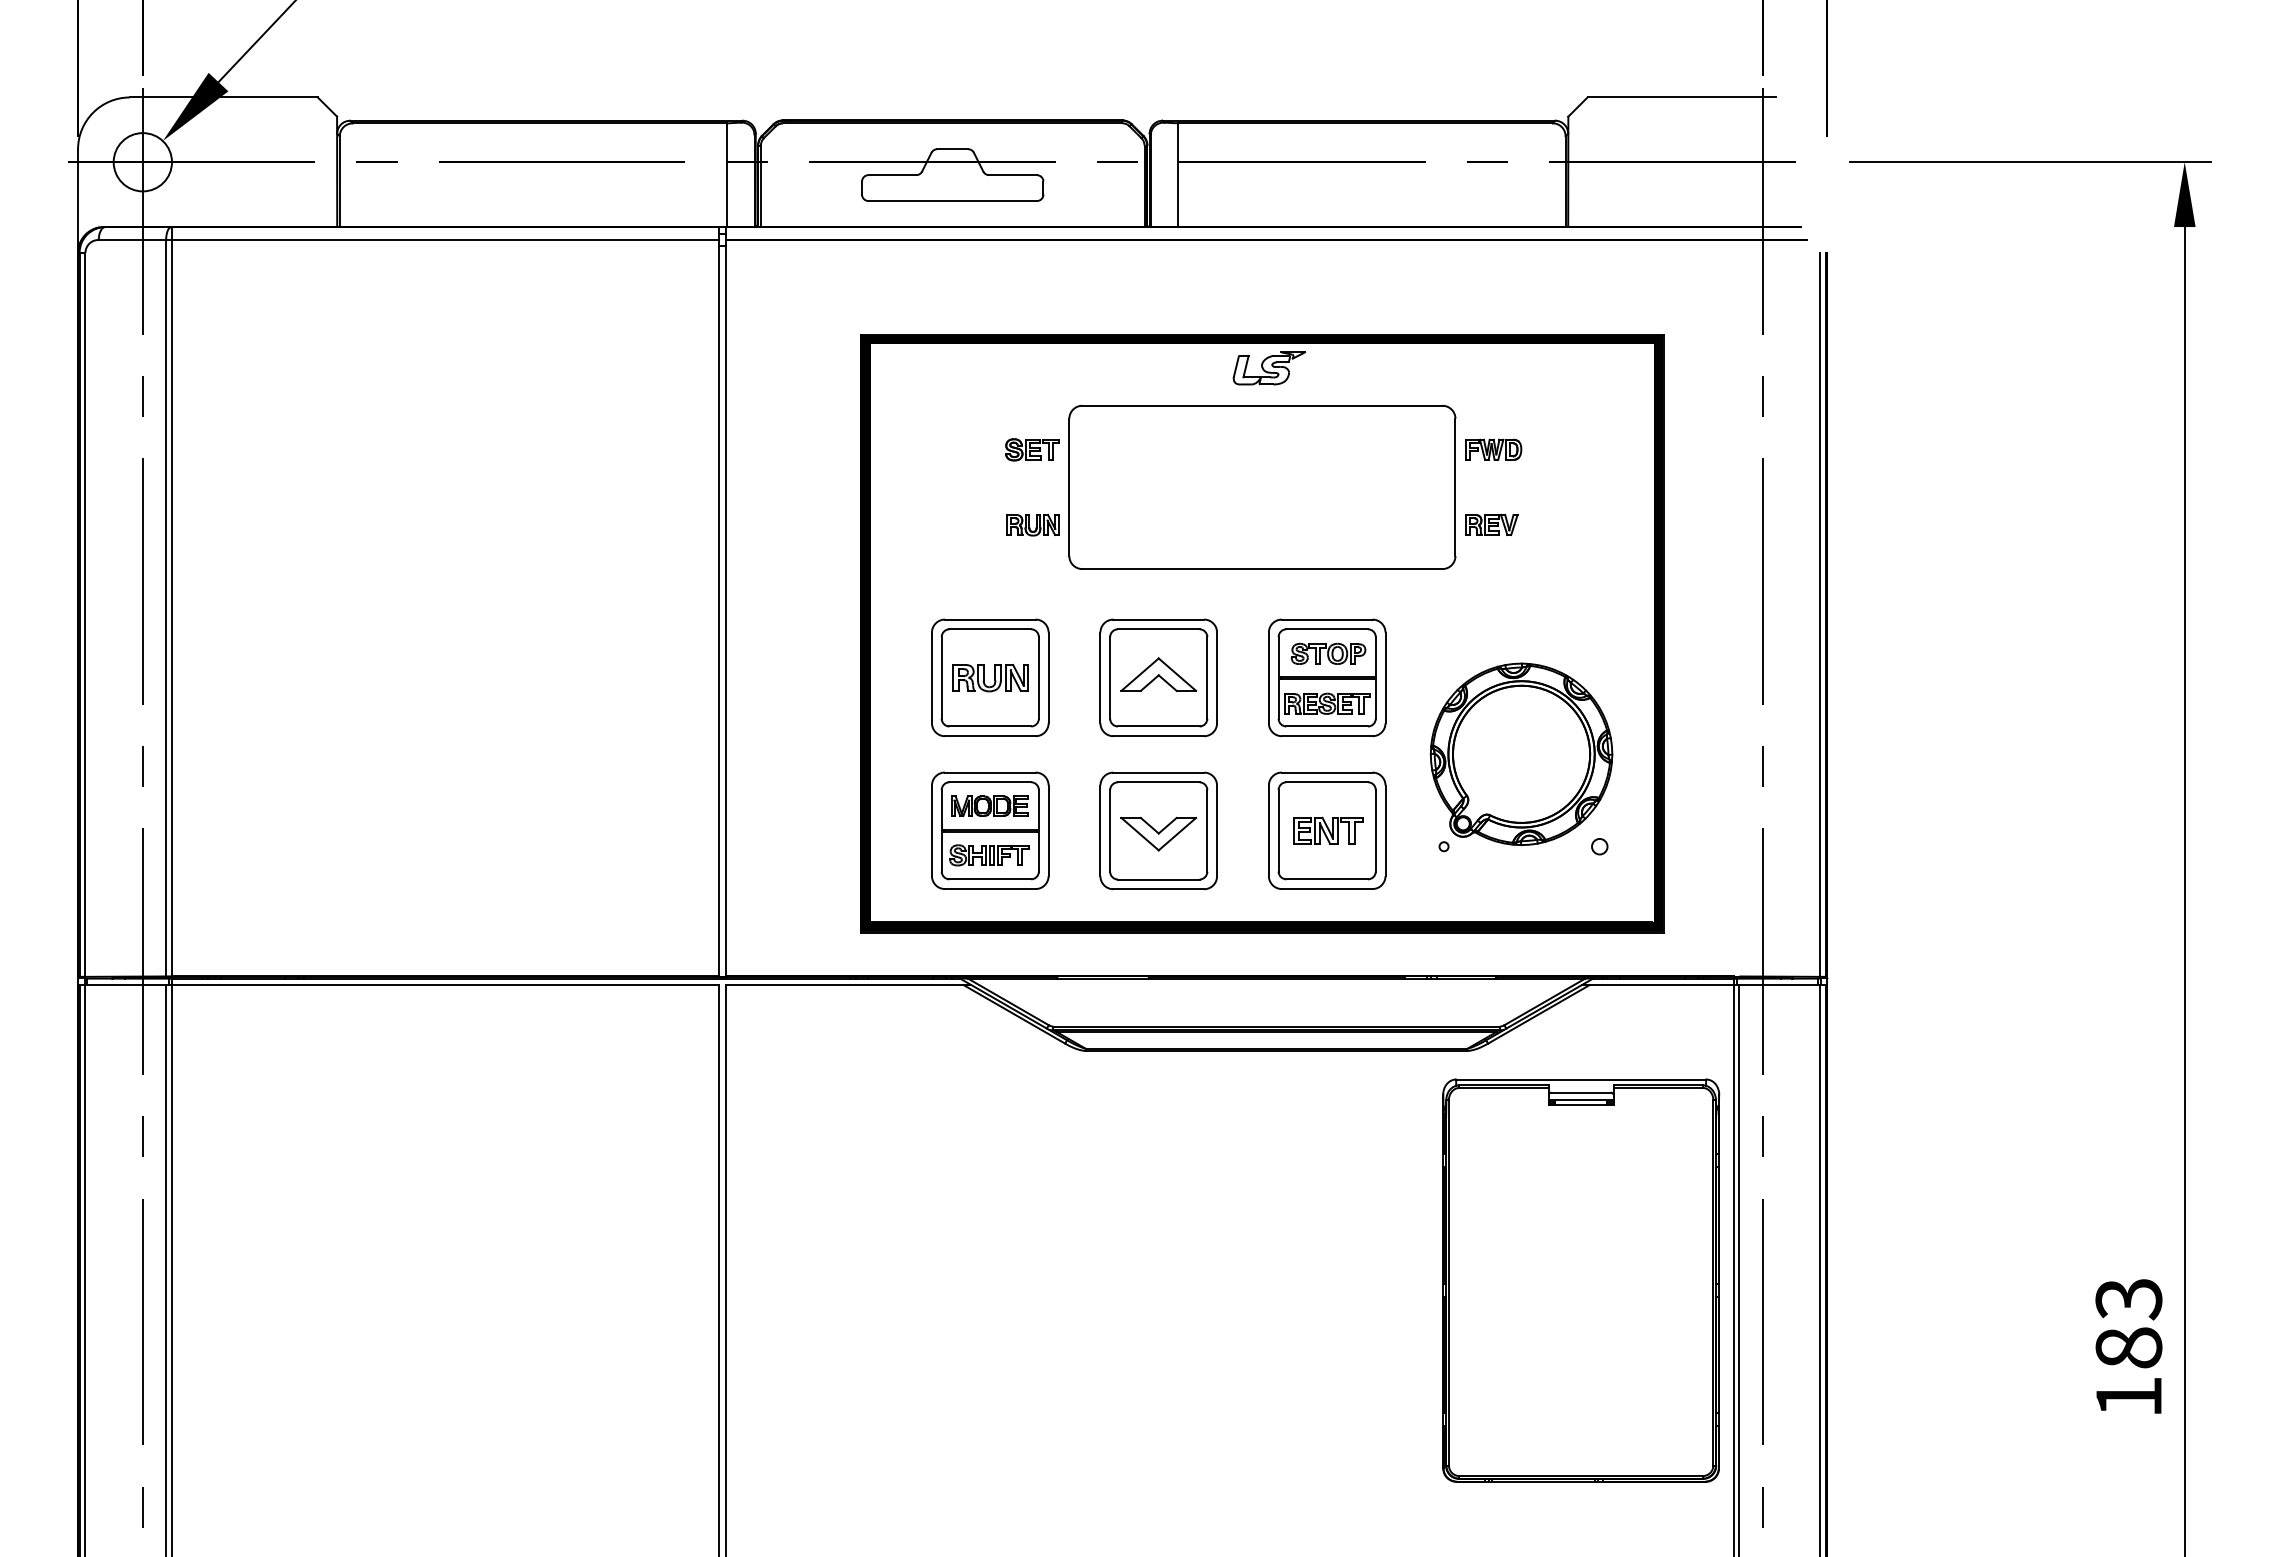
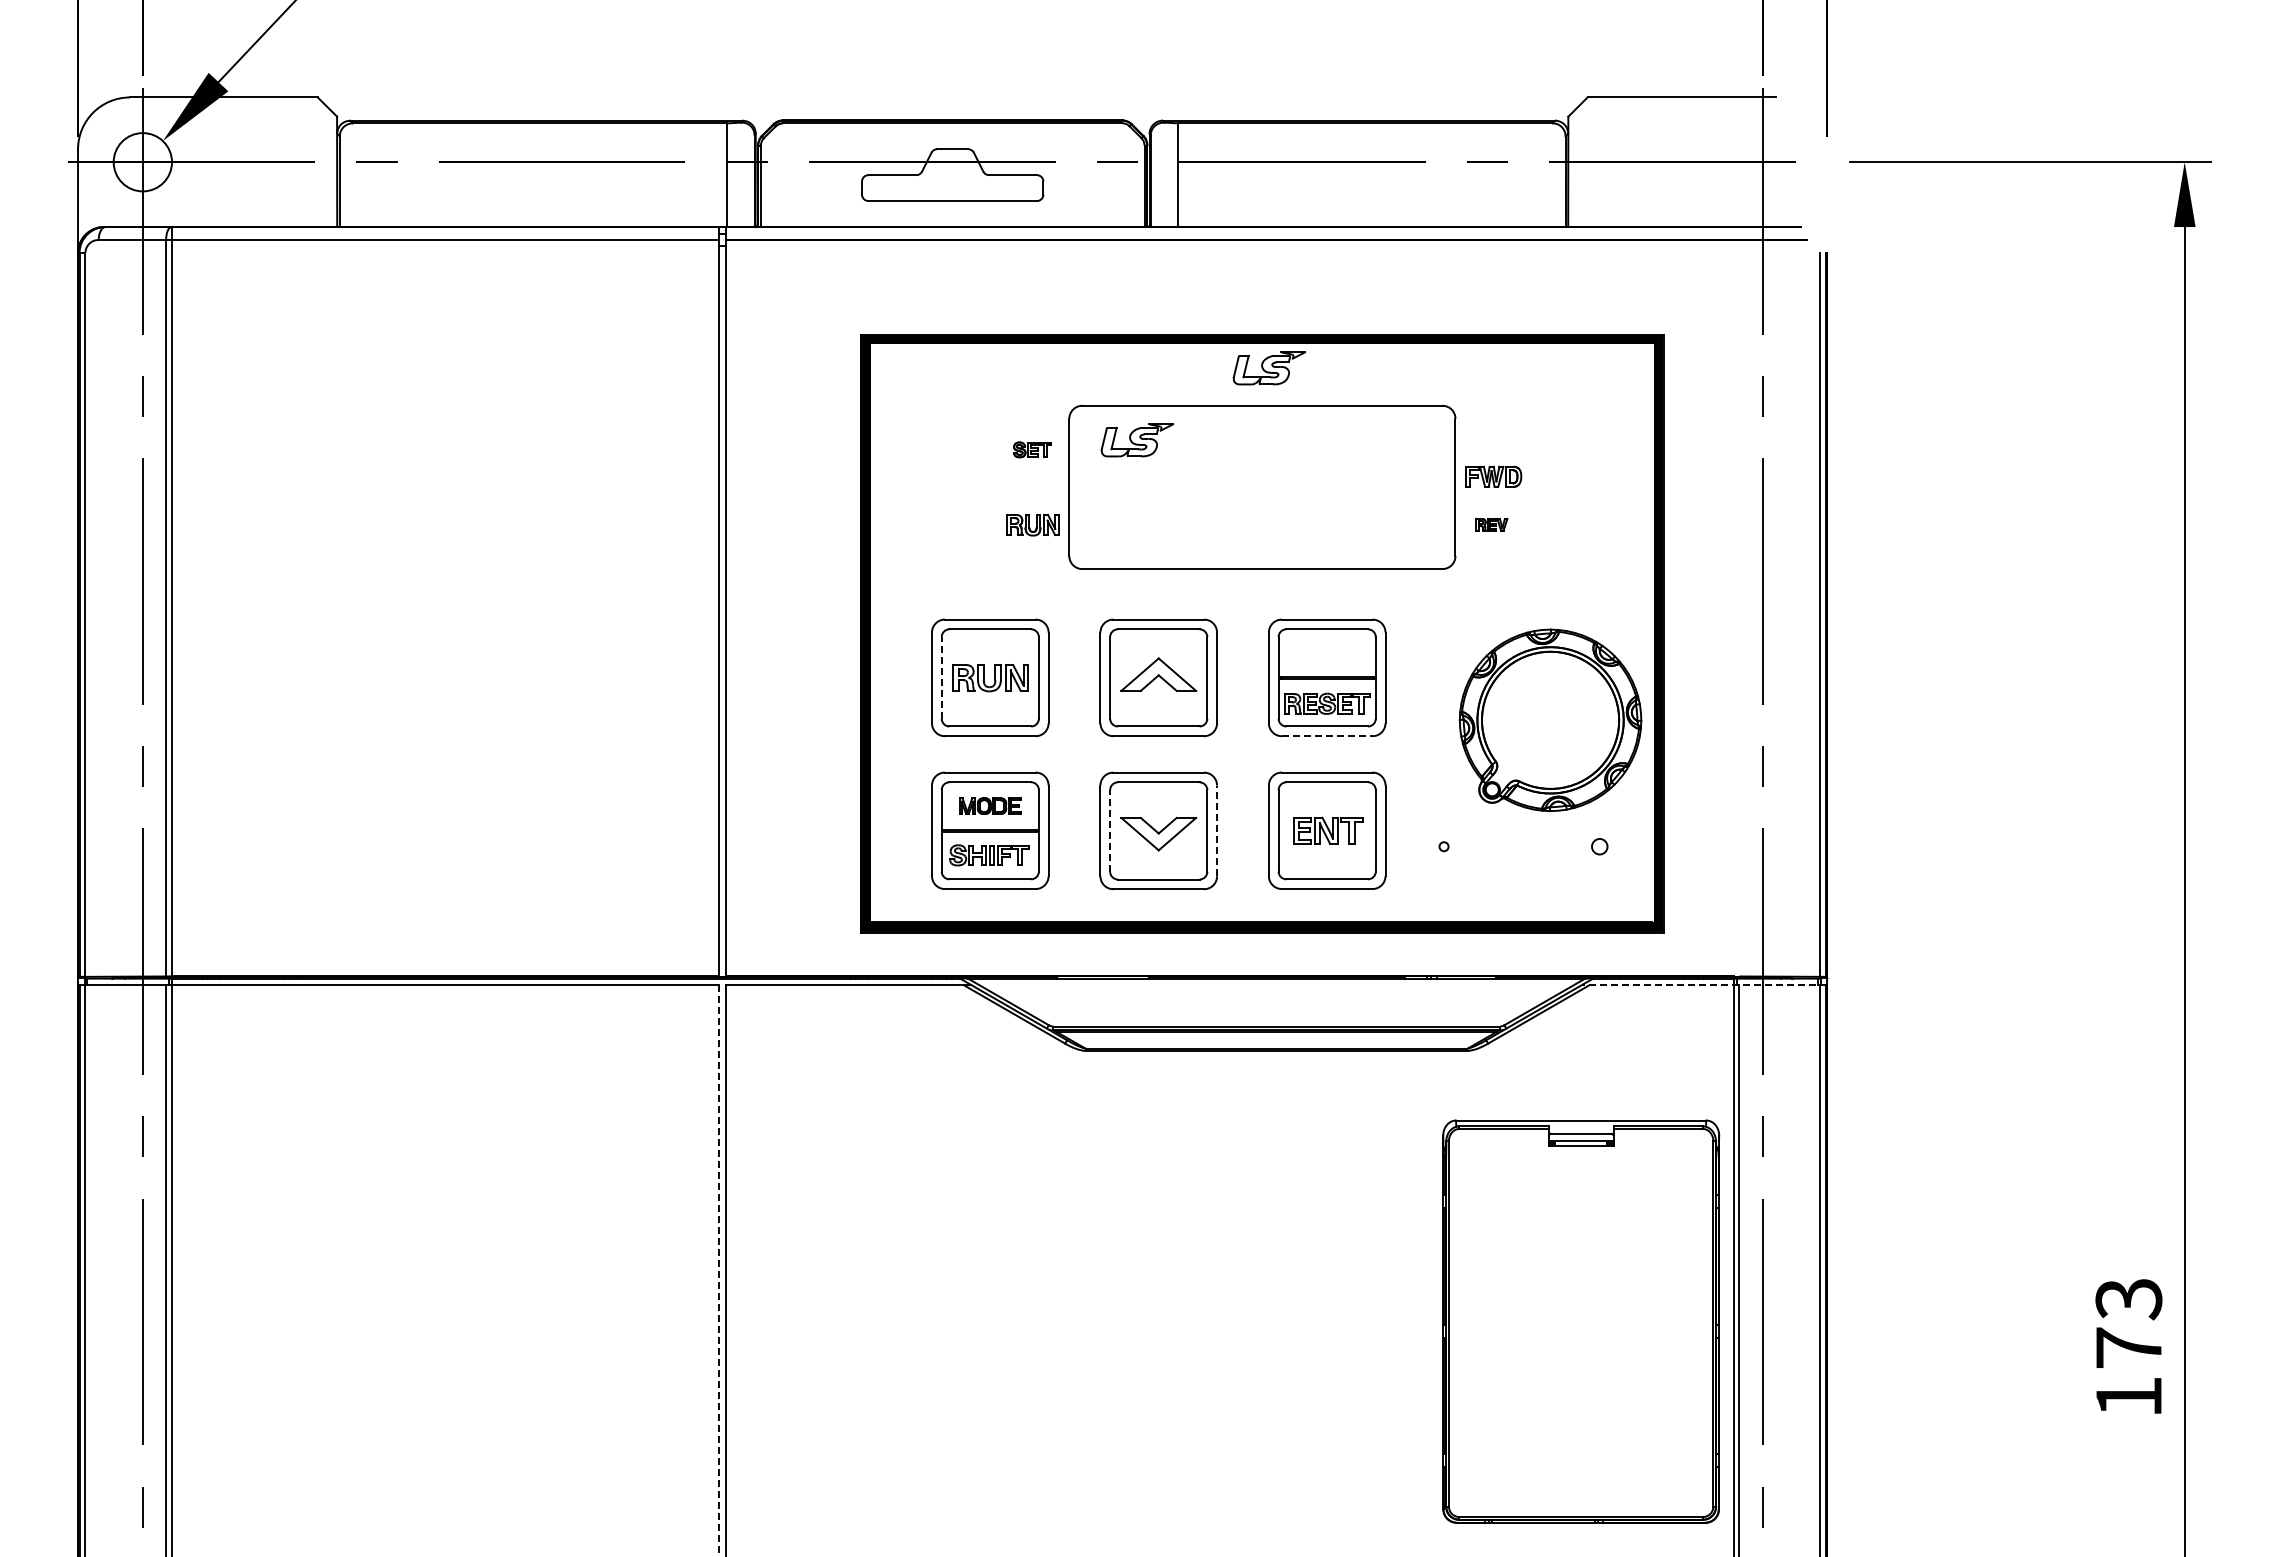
part: none -> present (1136, 440)
part size: 55x24 px -> 39x18 px (1032, 449)
part position: (1493, 449) -> (1493, 476) (1493, 476)
part size: 54x22 px -> 34x14 px (1491, 524)
part: present -> none (1328, 653)
line: solid -> dashed (941, 677)
line: solid -> dashed (1327, 736)
part position: (1521, 753) -> (1550, 719) (1550, 719)
part size: 78x22 px -> 63x18 px (990, 805)
line: solid -> dashed (1110, 830)
line: solid -> dashed (1217, 830)
line: solid -> dashed (1704, 985)
line: solid -> dashed (719, 1270)
part position: (1581, 1280) -> (1581, 1321) (1581, 1321)
text: 183 -> 173 (2128, 1347)
